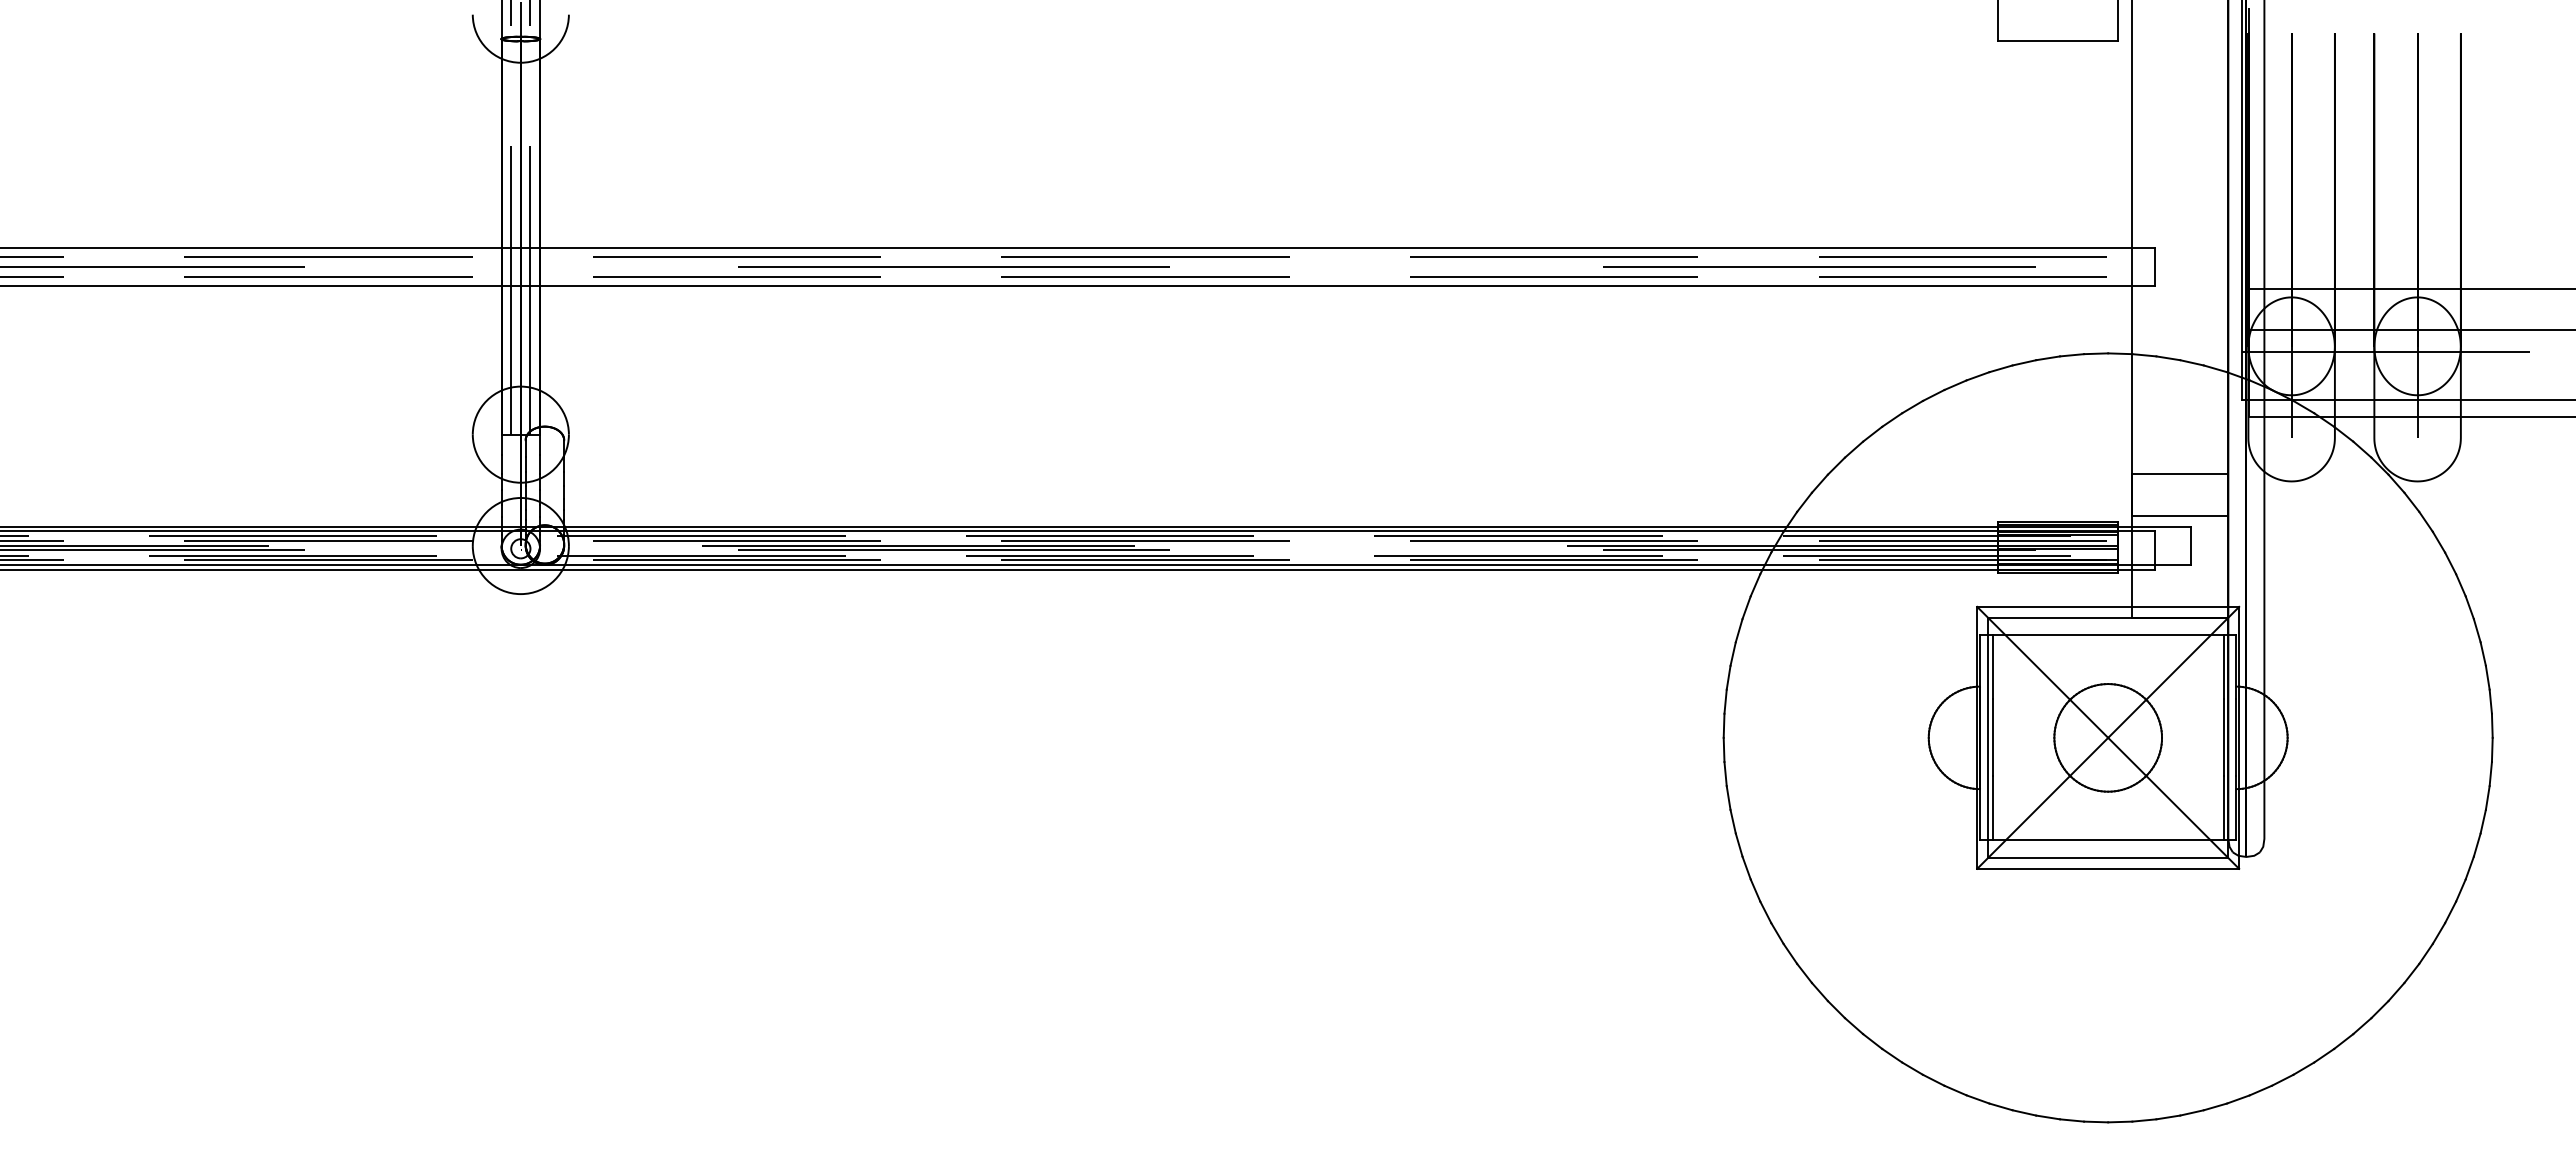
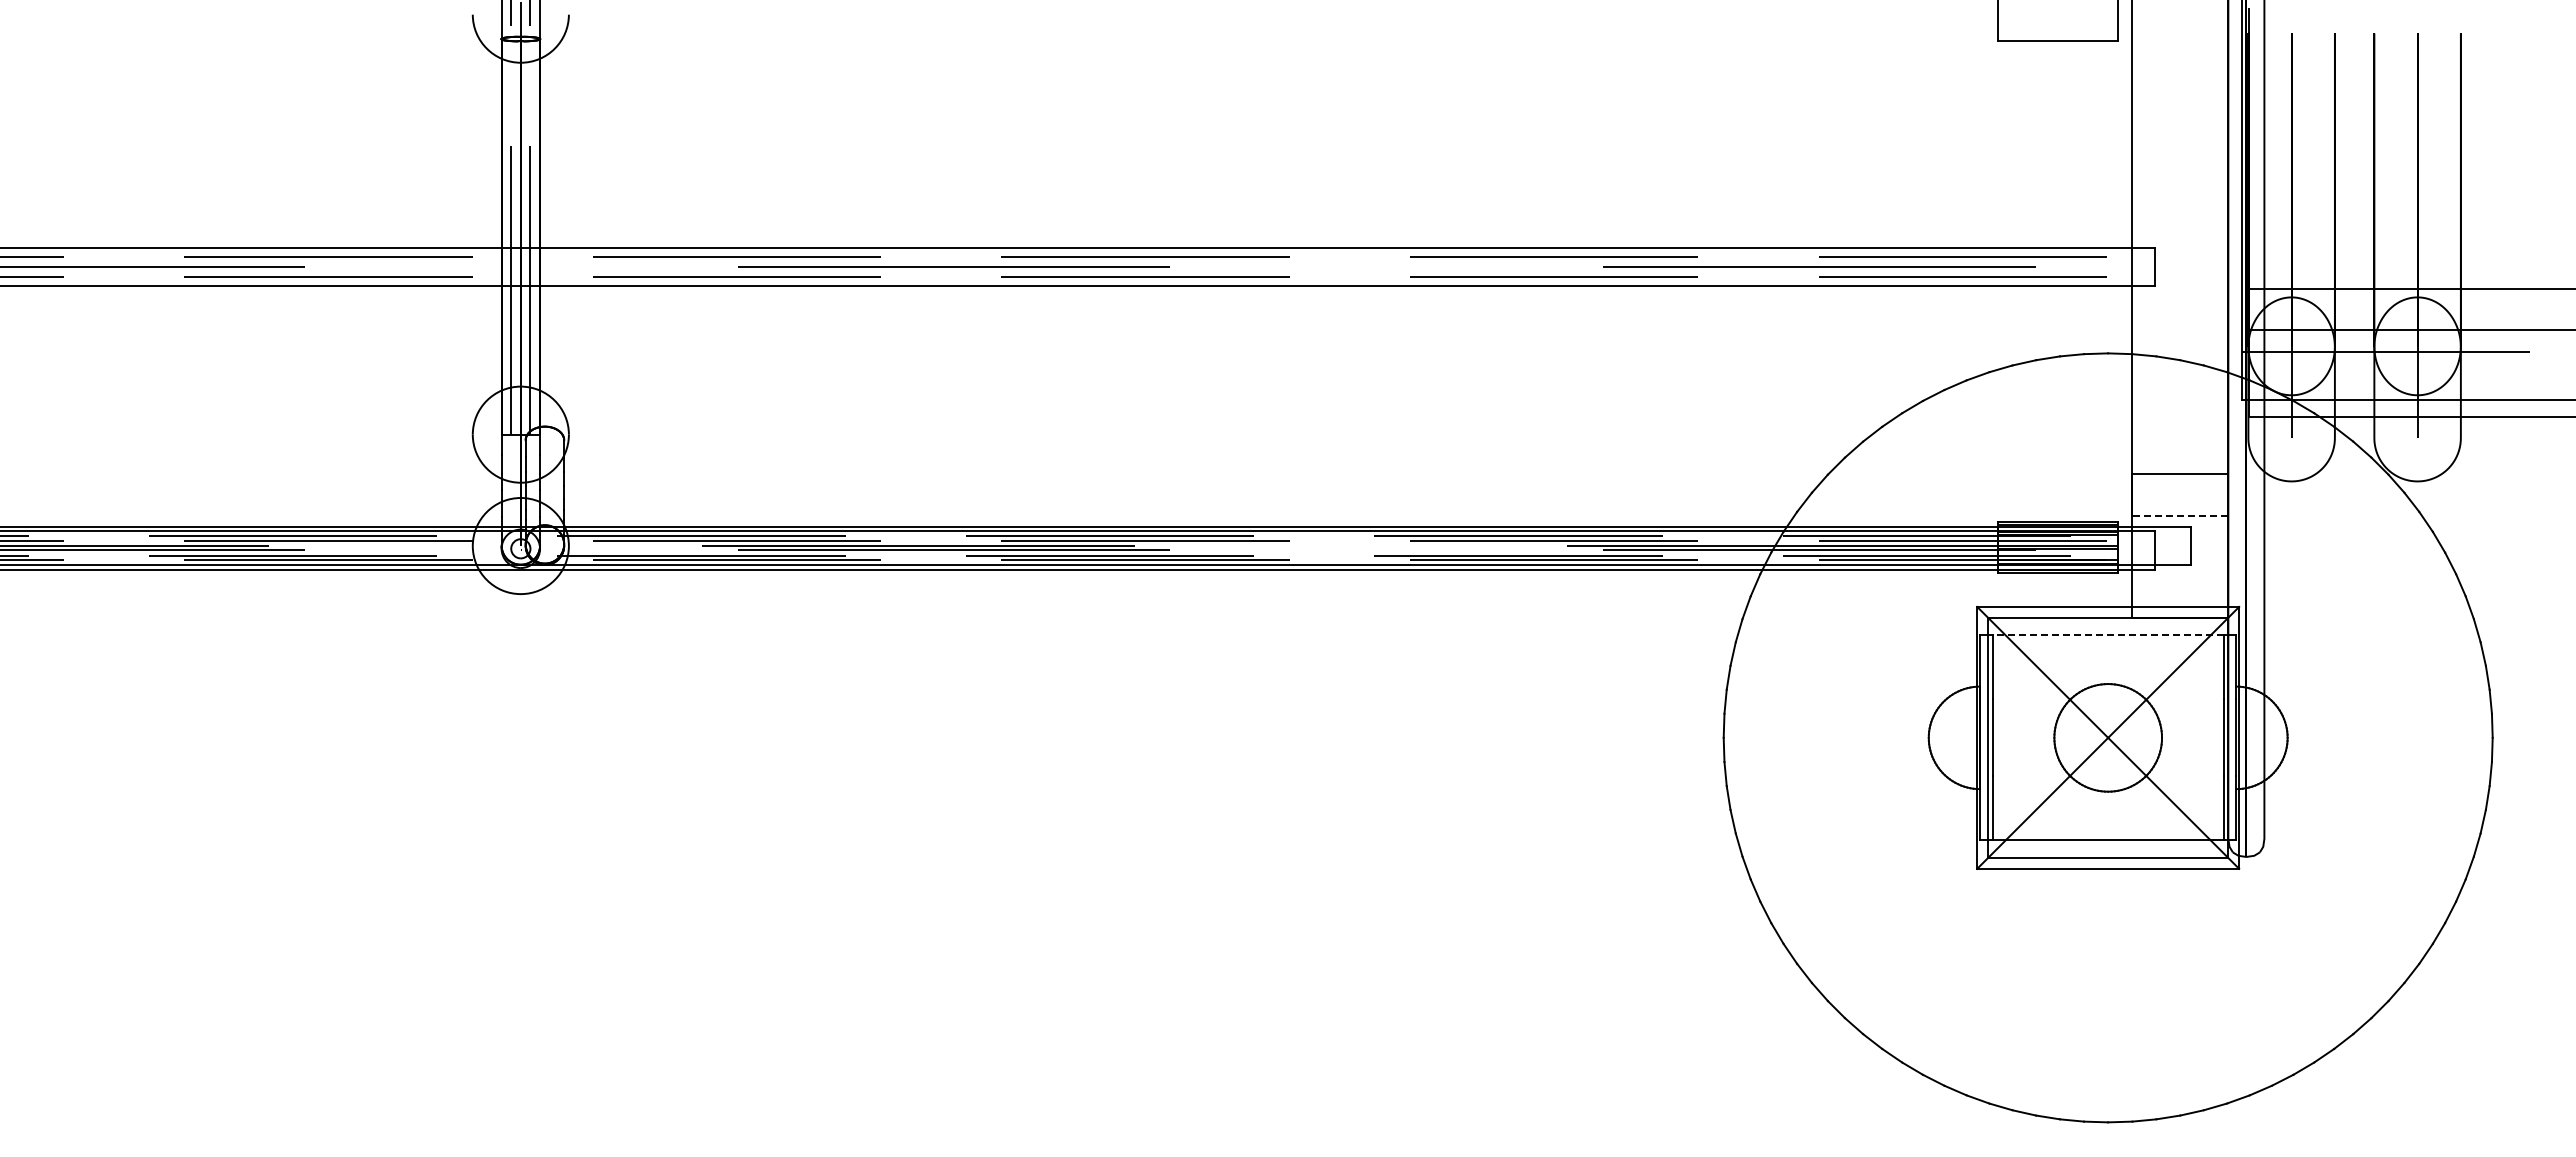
line: solid -> dashed (2179, 515)
line: solid -> dashed (2107, 635)
